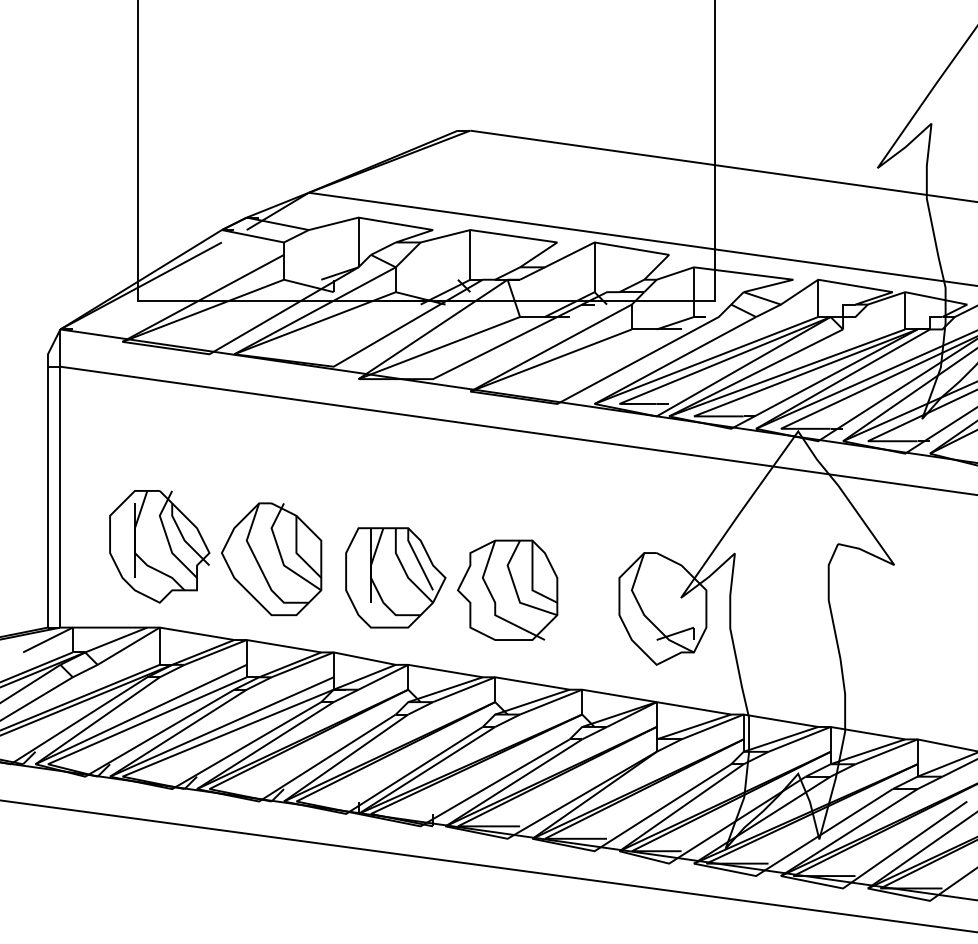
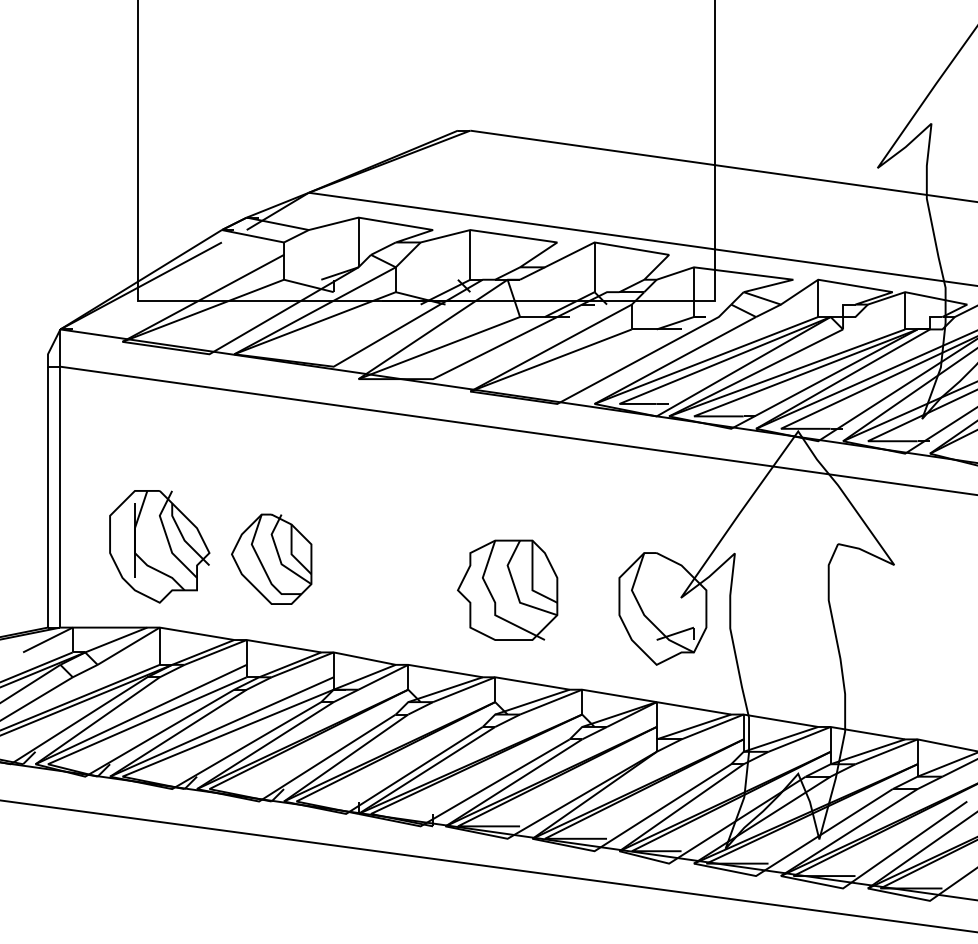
part size: 102x115 px -> 82x92 px (271, 558)
part: present -> none (395, 577)
